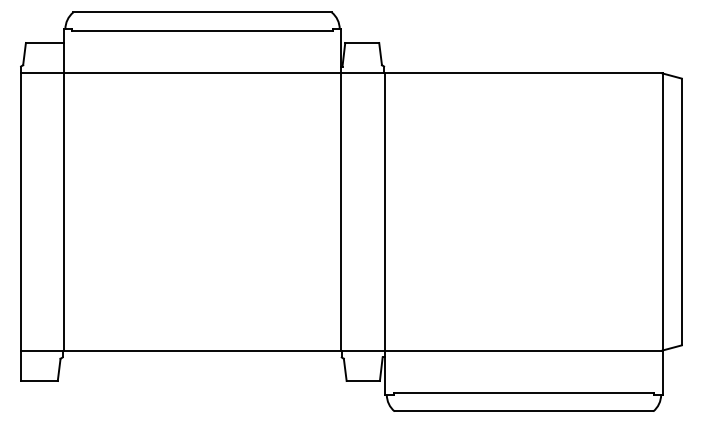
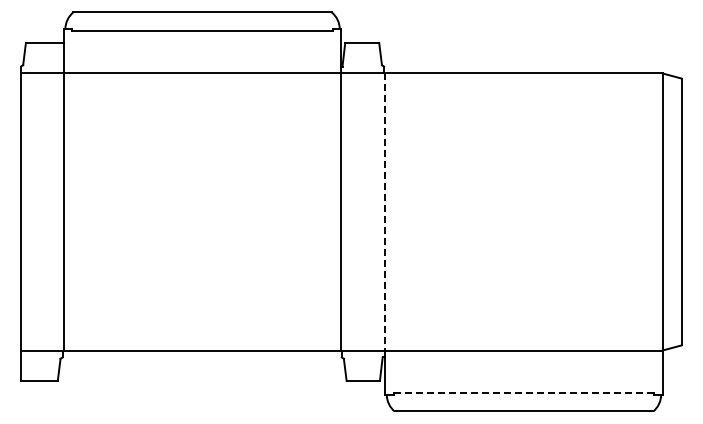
line: solid -> dashed (385, 211)
line: solid -> dashed (524, 393)
